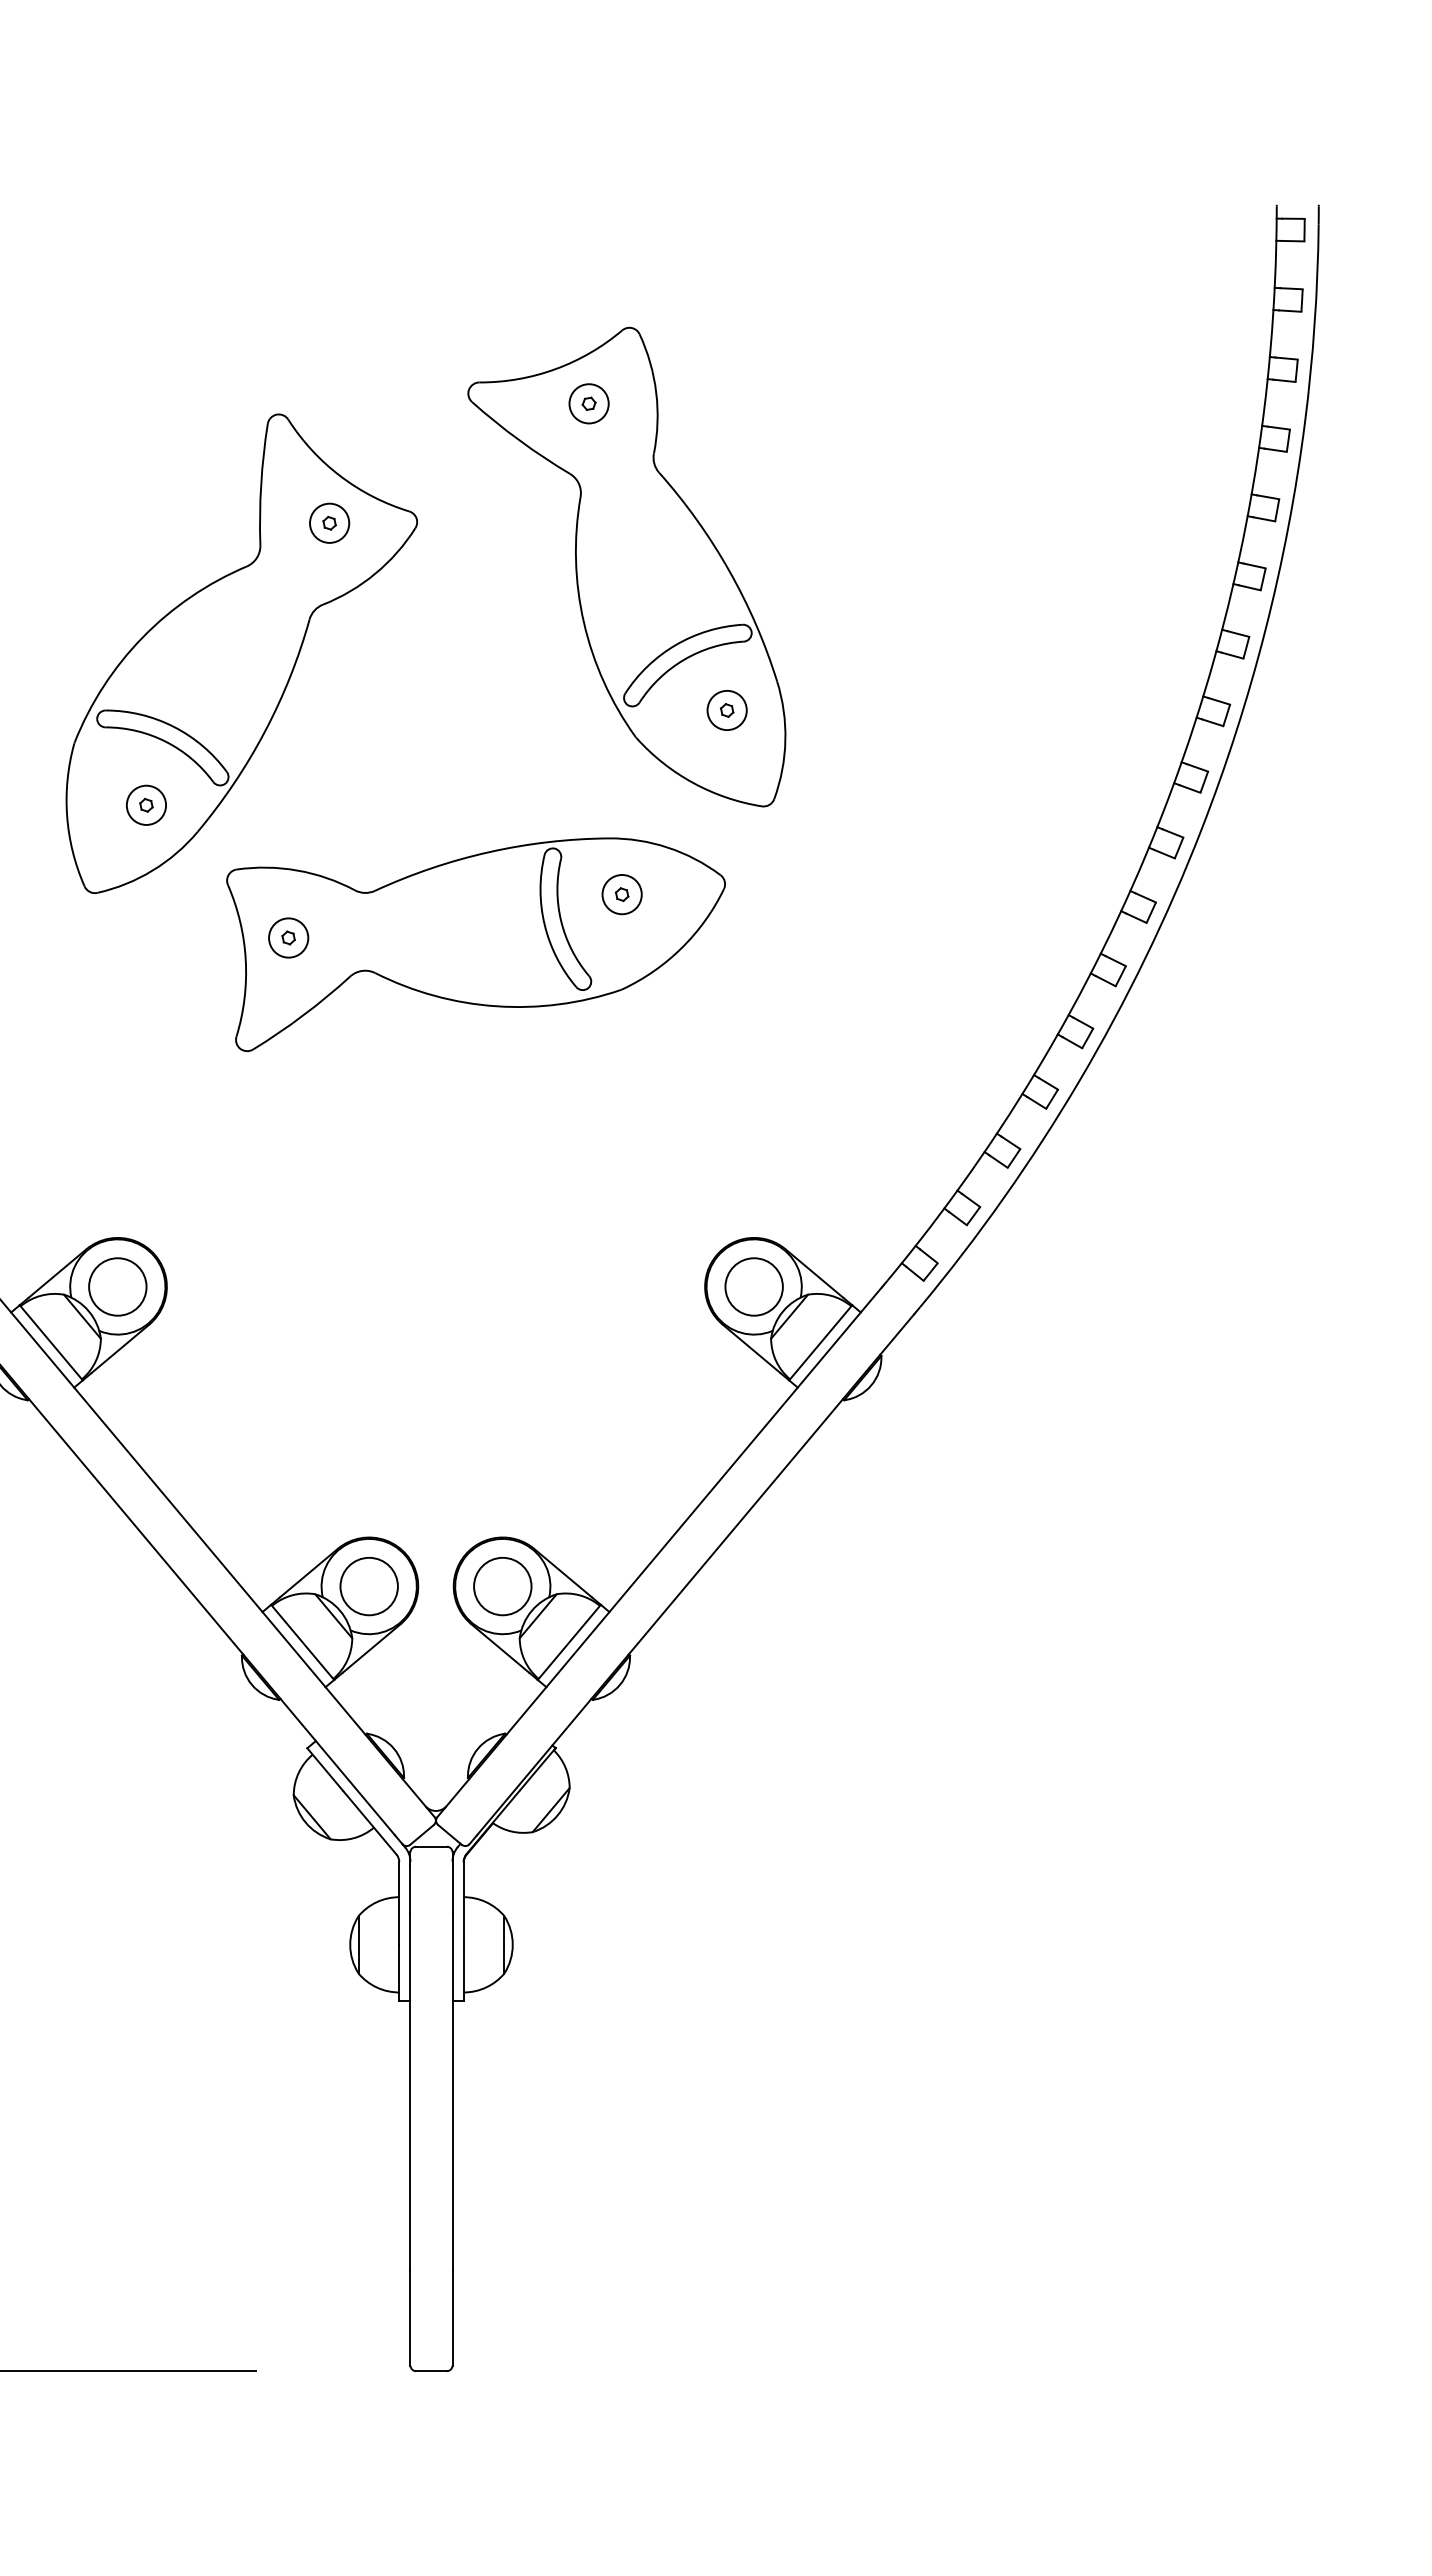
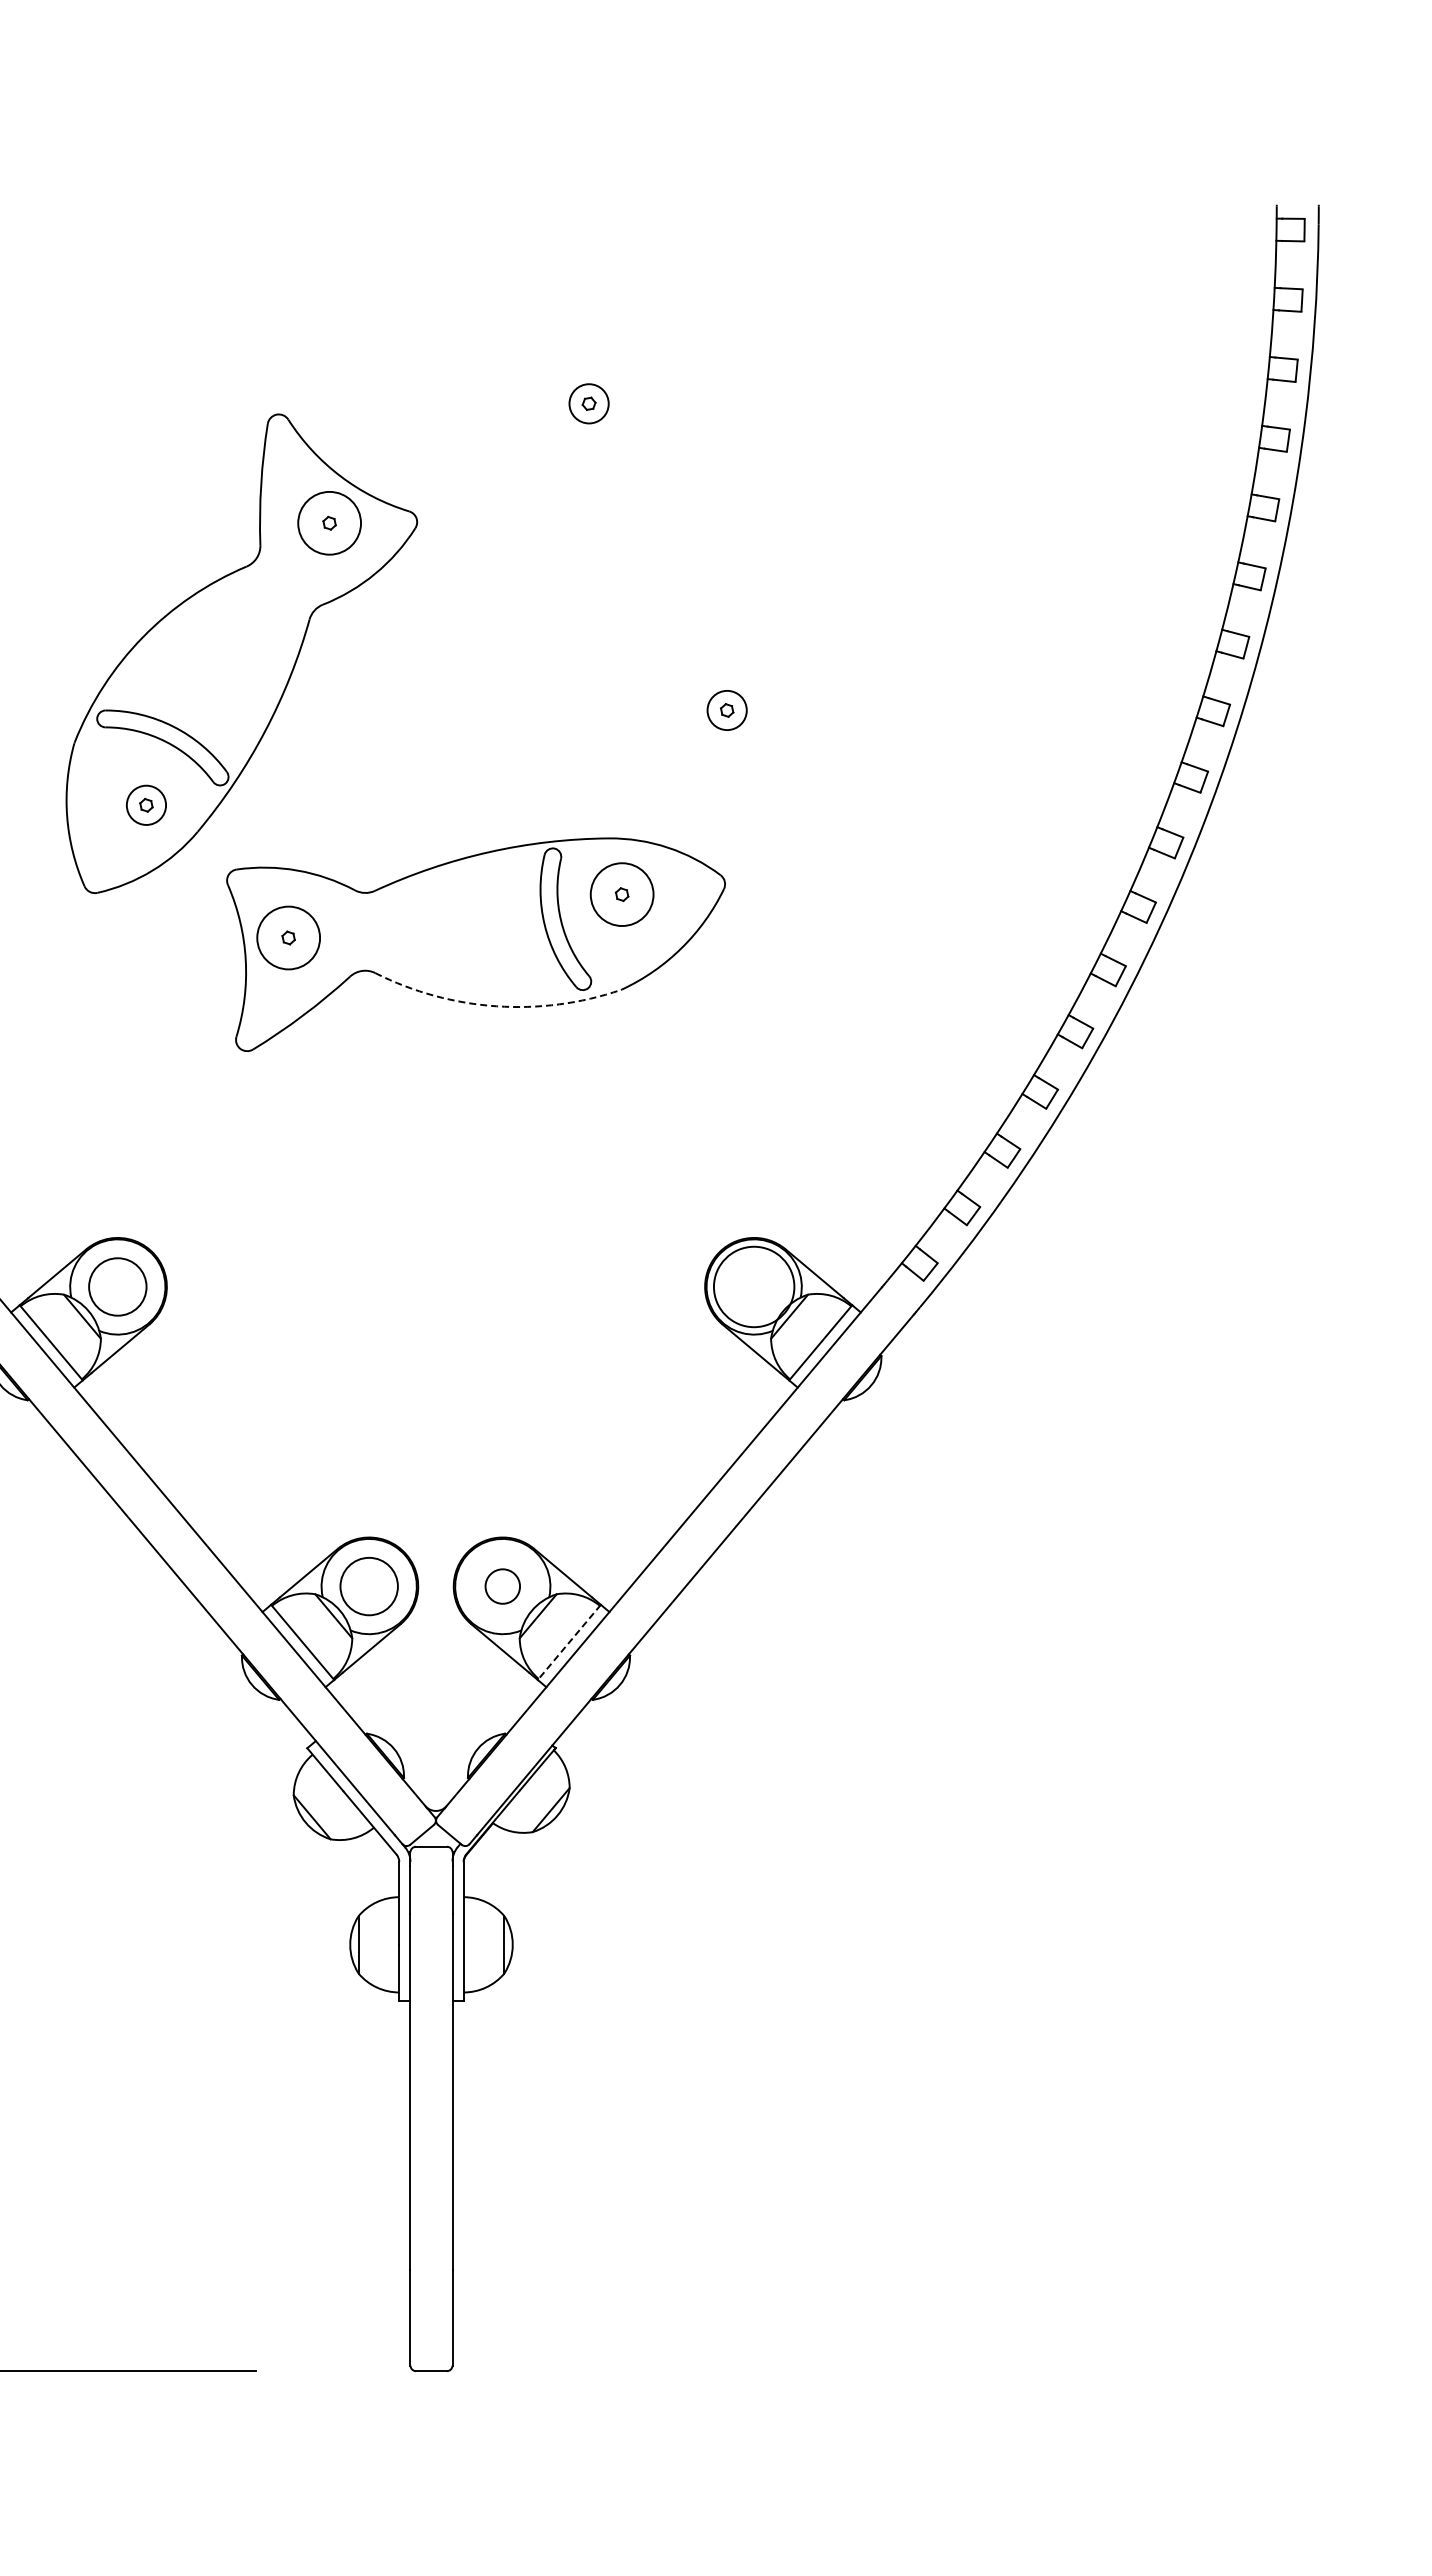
circle diameter: 39 px -> 63 px (329, 522)
part: present -> none (626, 566)
circle diameter: 39 px -> 63 px (621, 894)
circle diameter: 39 px -> 63 px (288, 937)
arc: solid -> dashed (496, 1006)
circle diameter: 57 px -> 80 px (753, 1286)
circle diameter: 57 px -> 34 px (502, 1586)
line: solid -> dashed (569, 1642)
